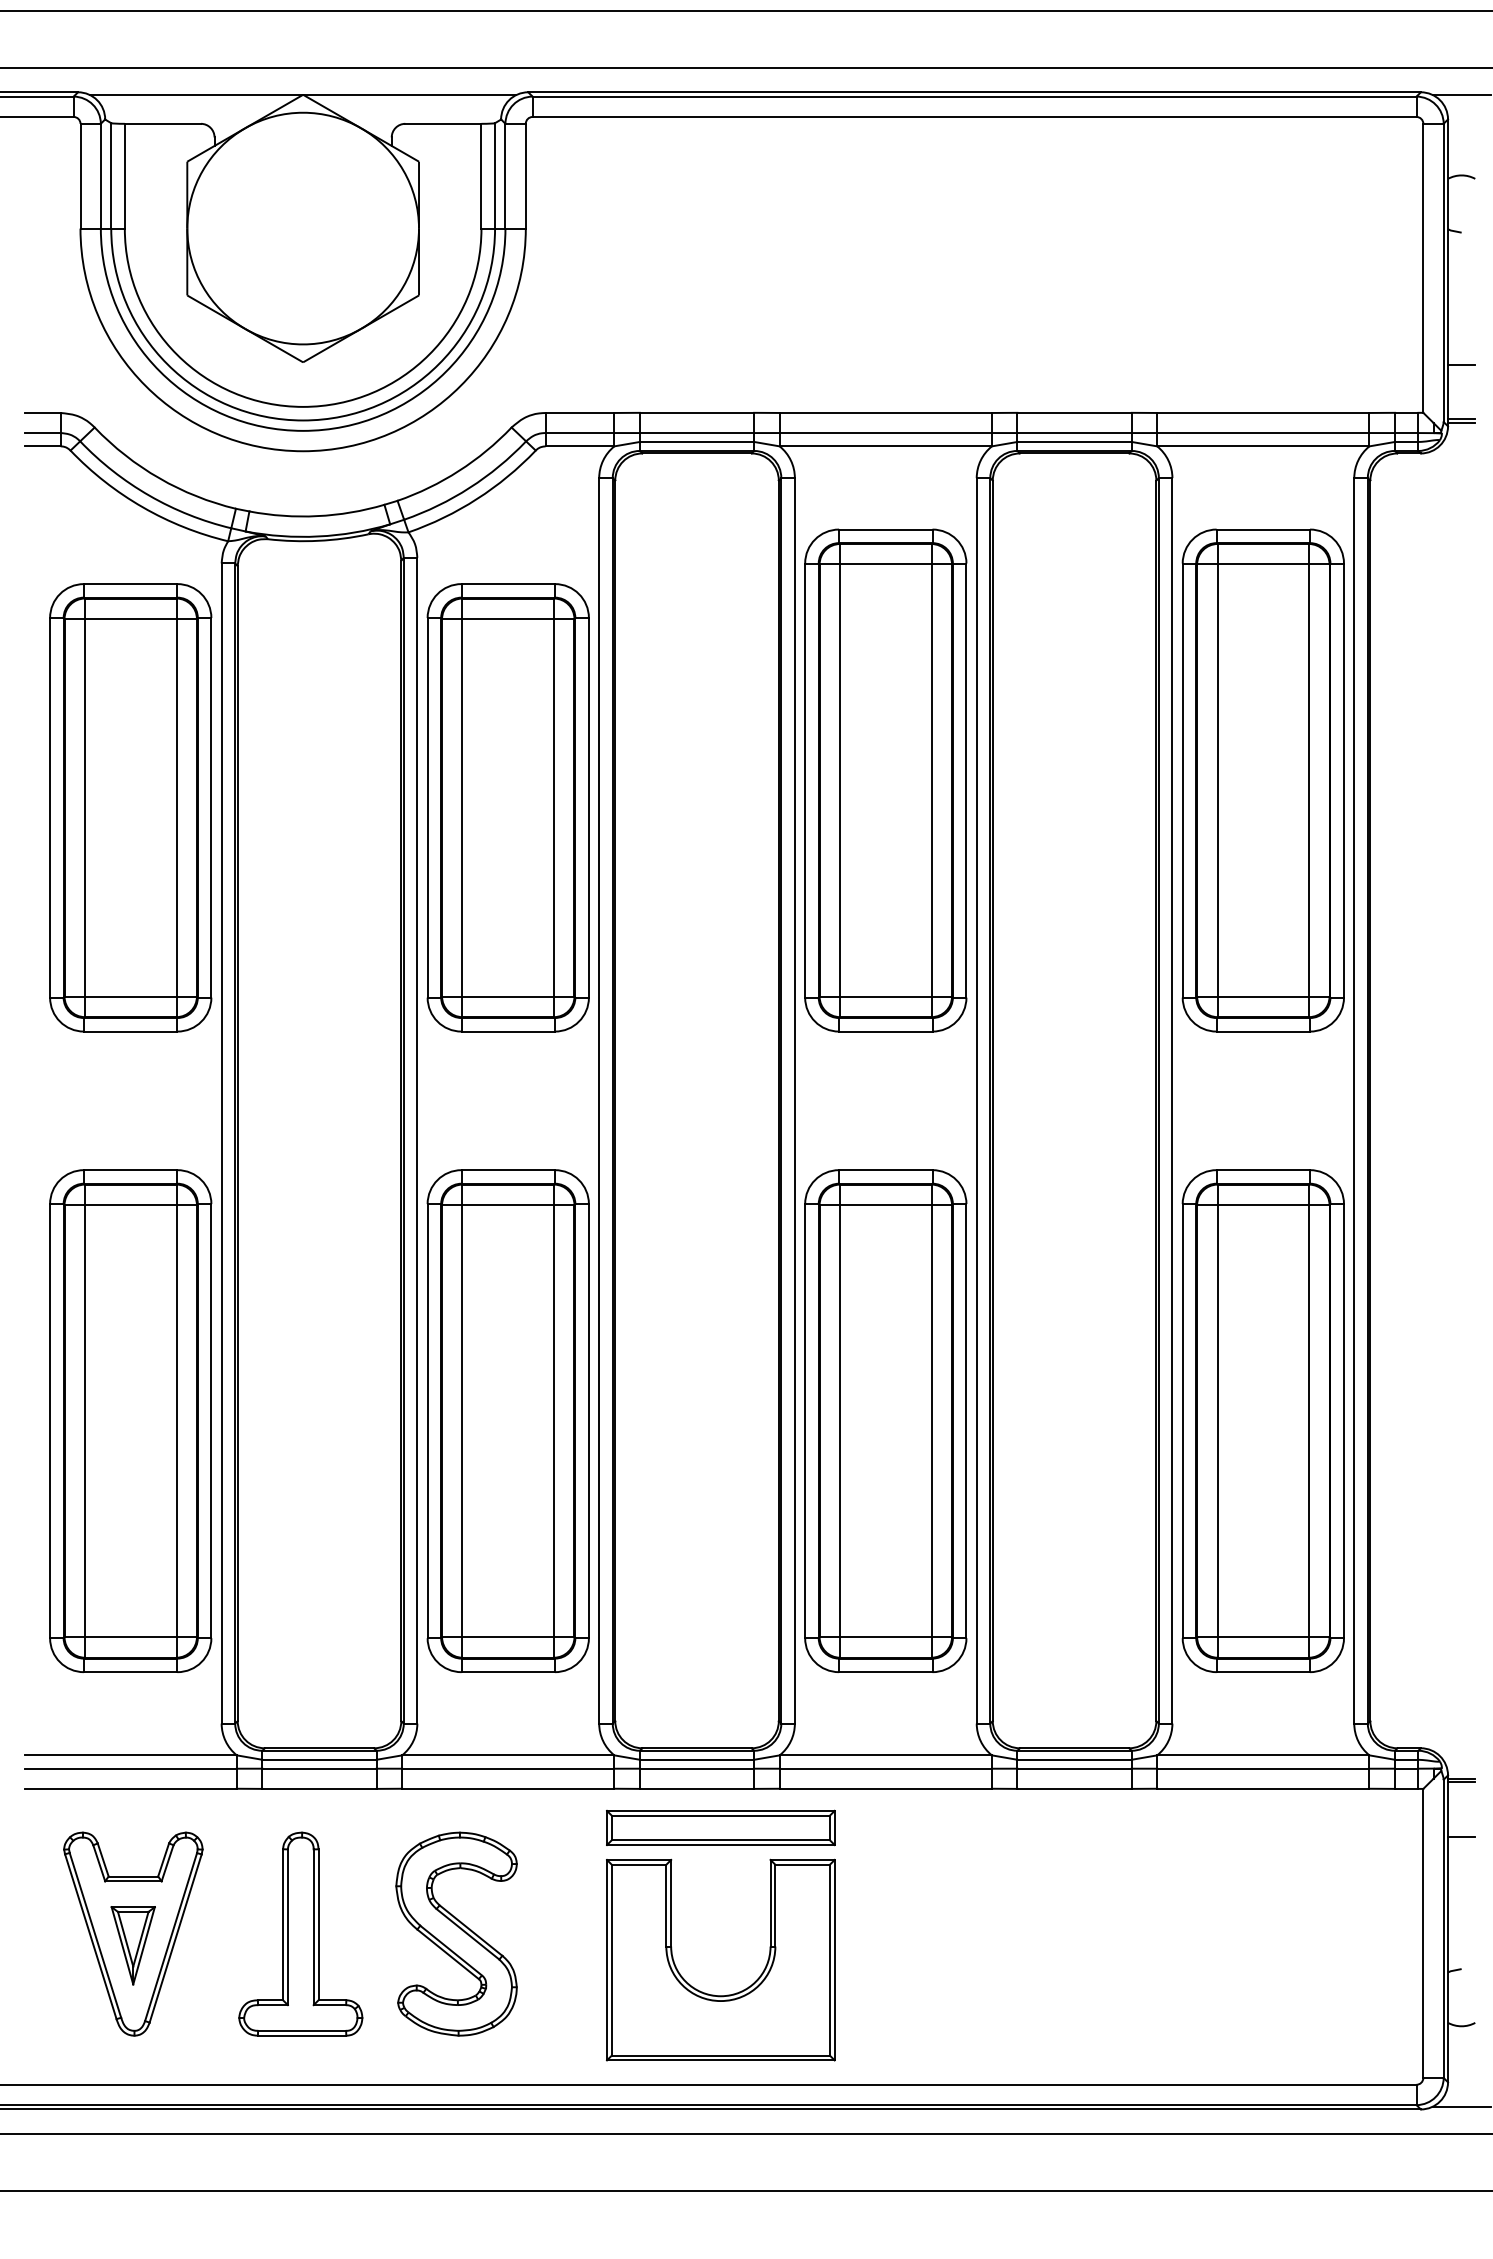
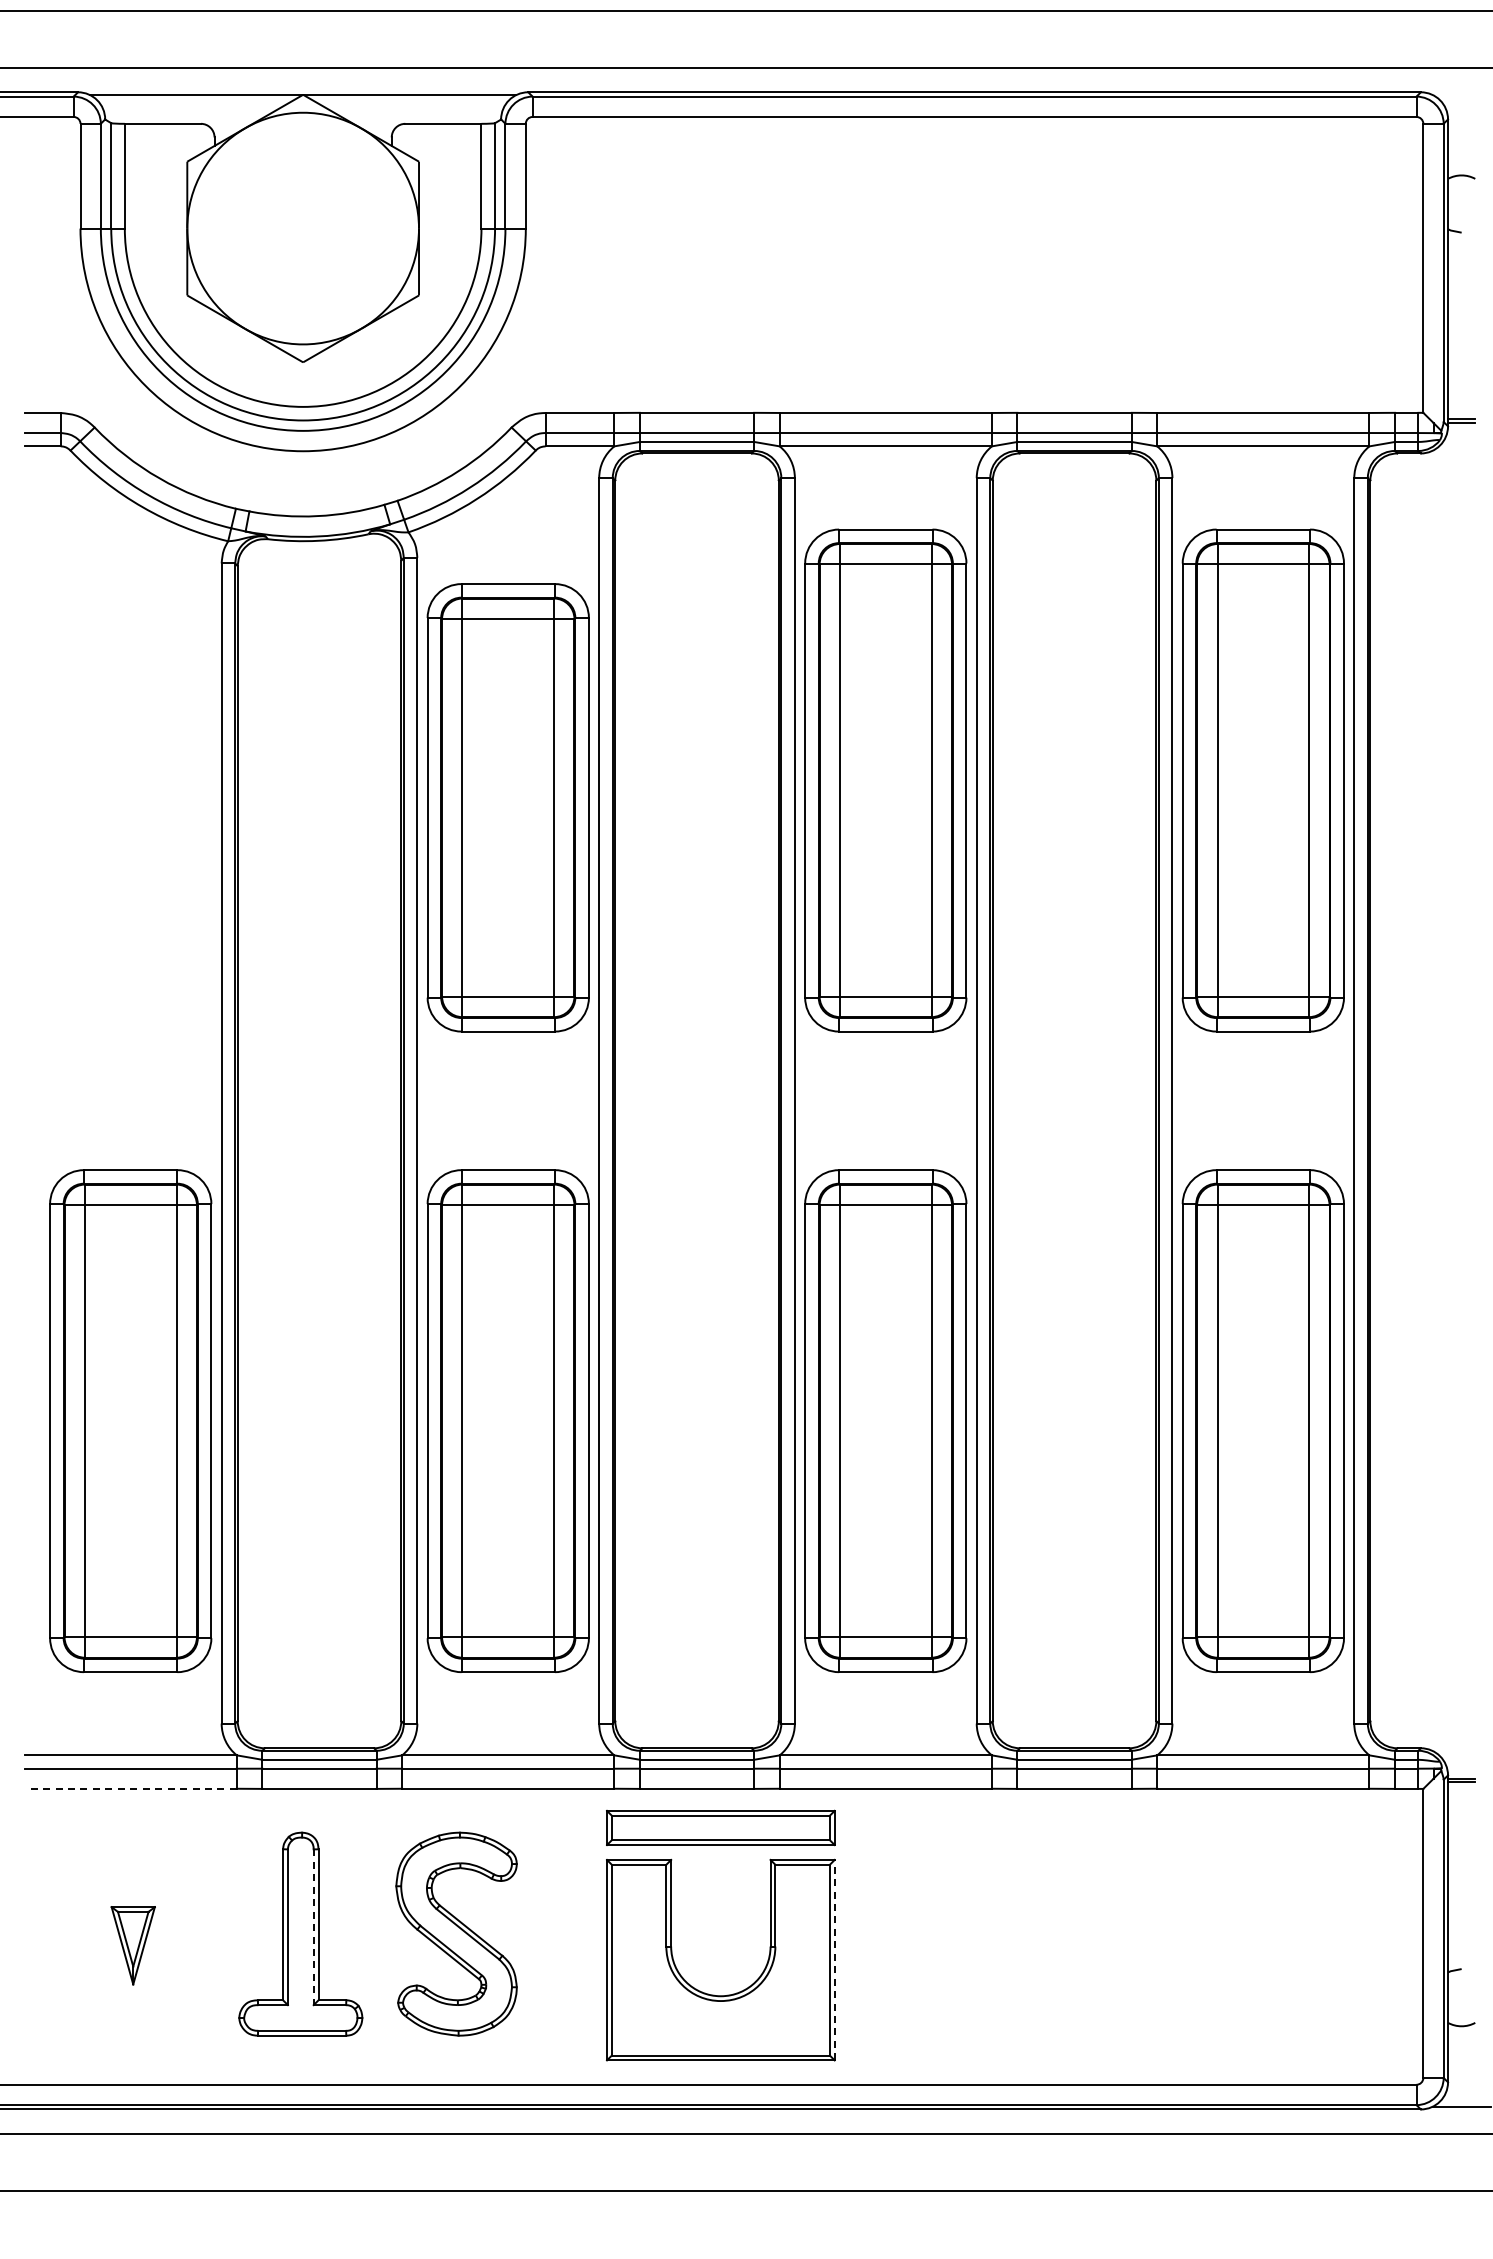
line: present -> none (1460, 95)
line: present -> none (1461, 364)
part: present -> none (130, 807)
line: solid -> dashed (130, 1788)
line: present -> none (1461, 1836)
line: solid -> dashed (313, 1927)
part: present -> none (133, 1933)
line: solid -> dashed (834, 1959)
